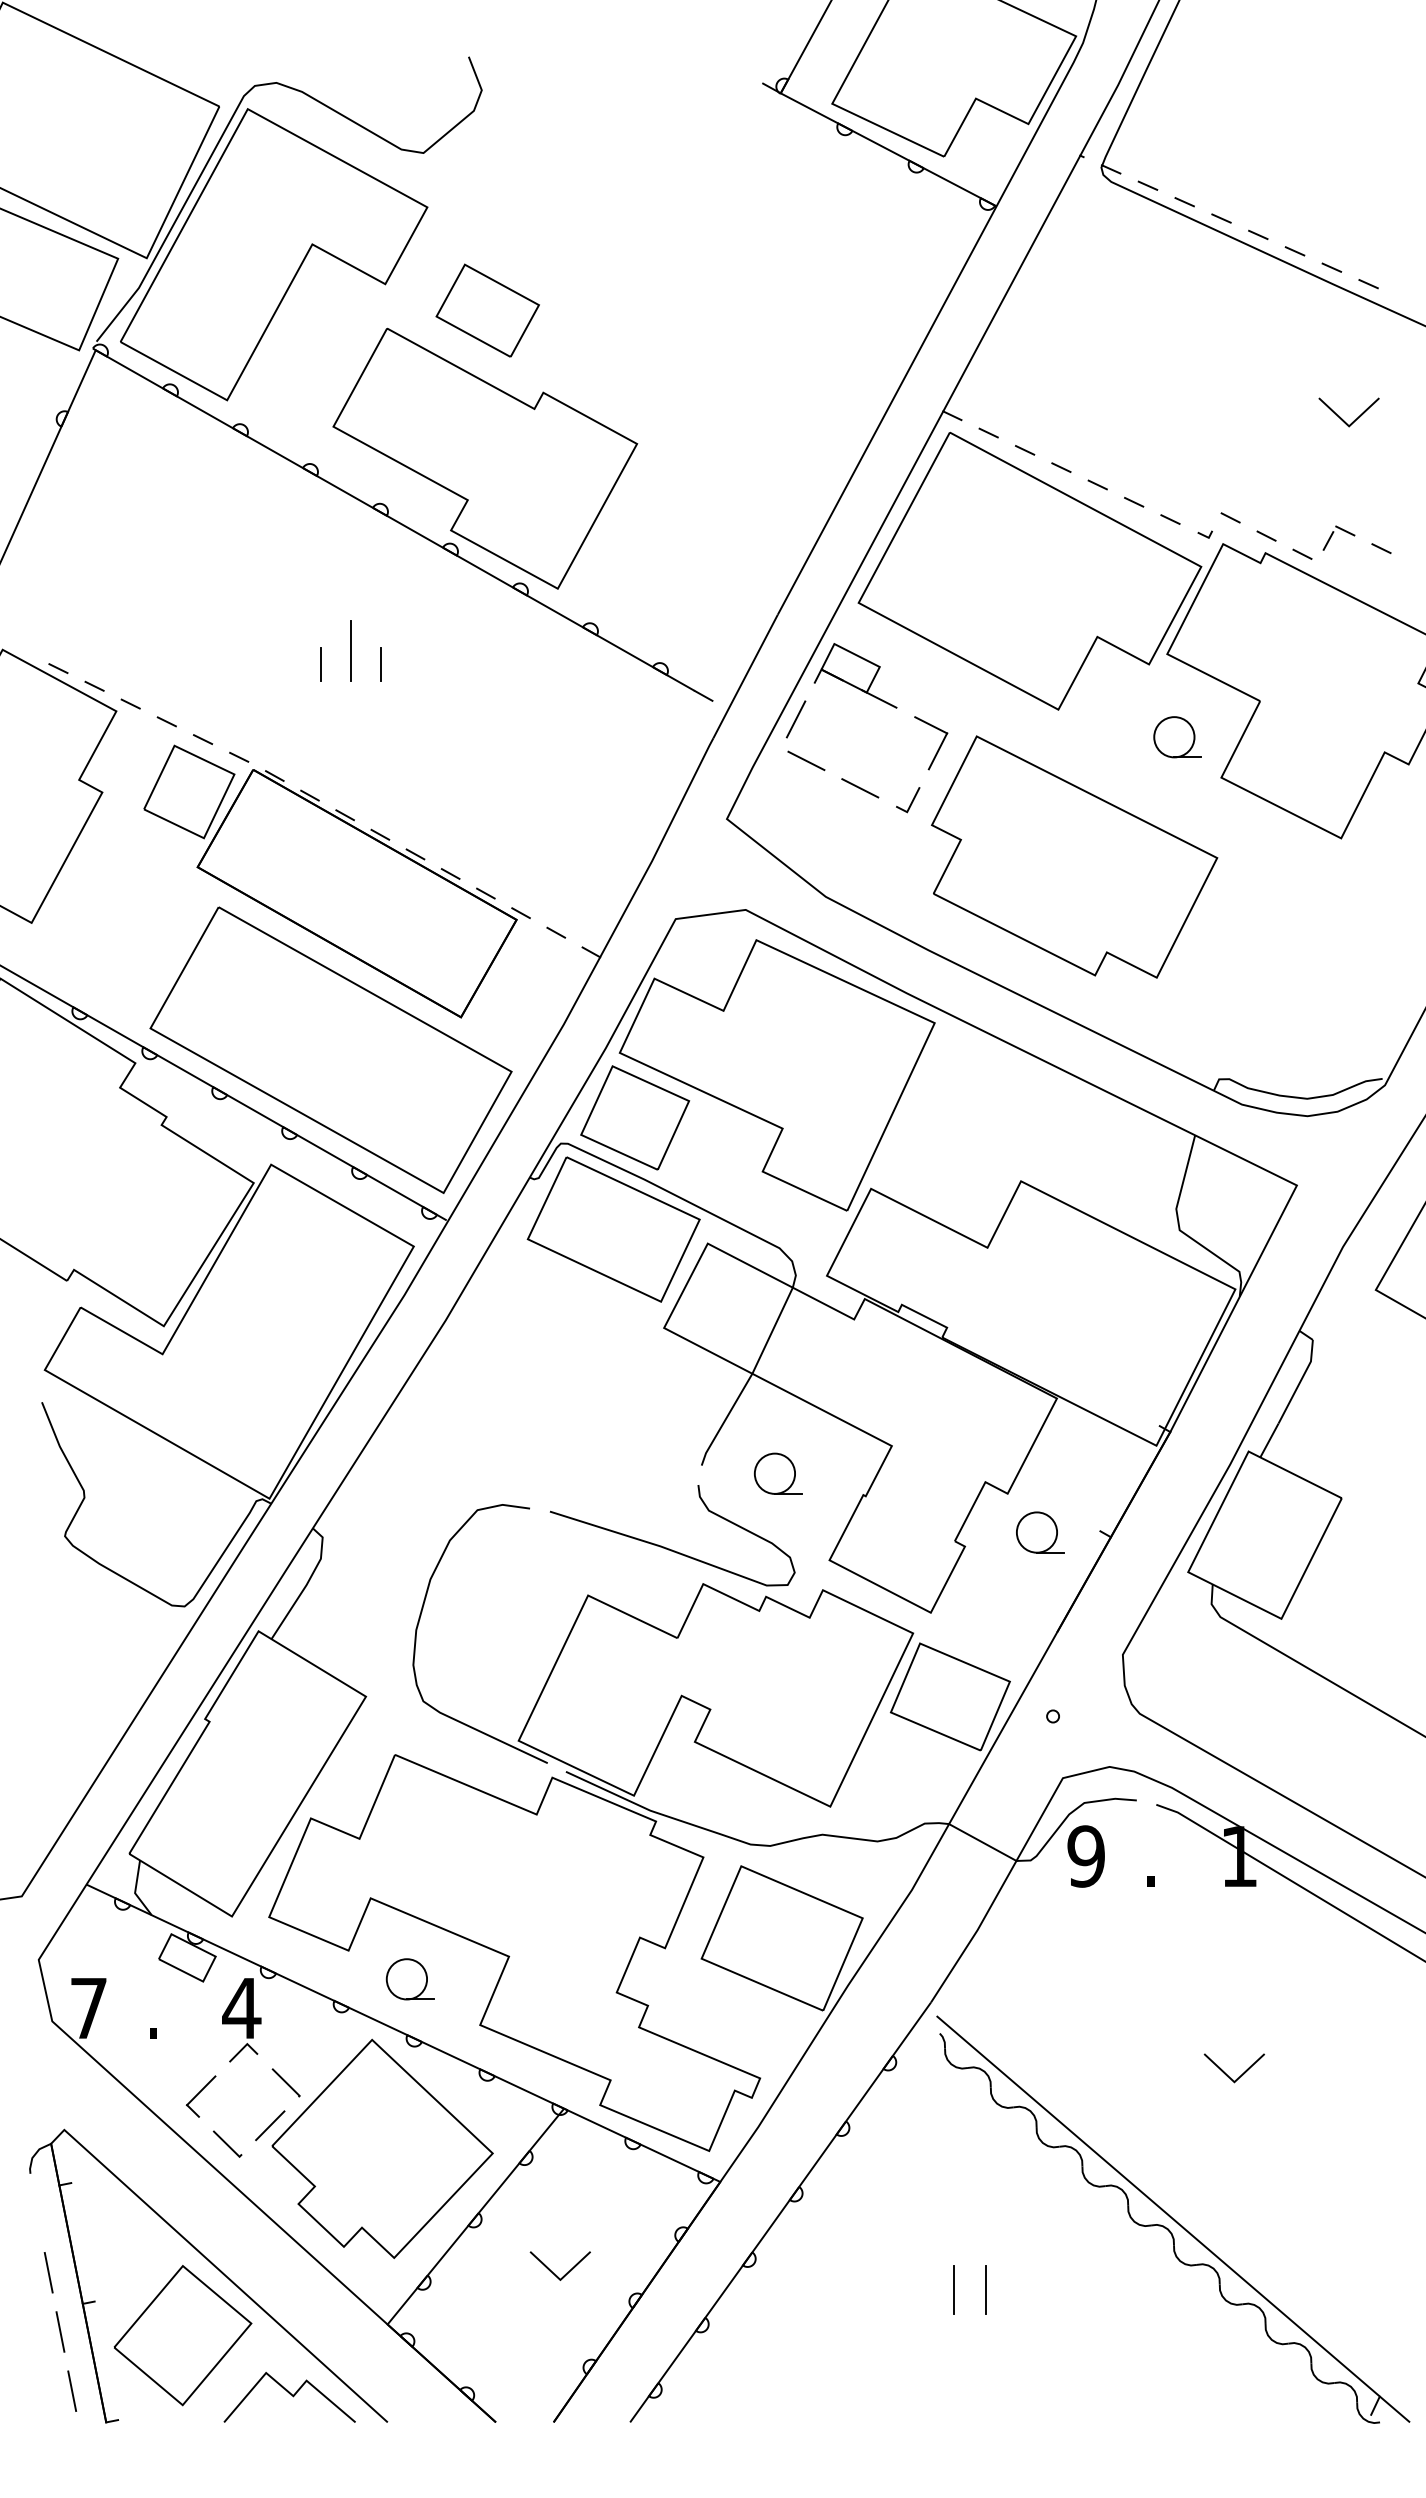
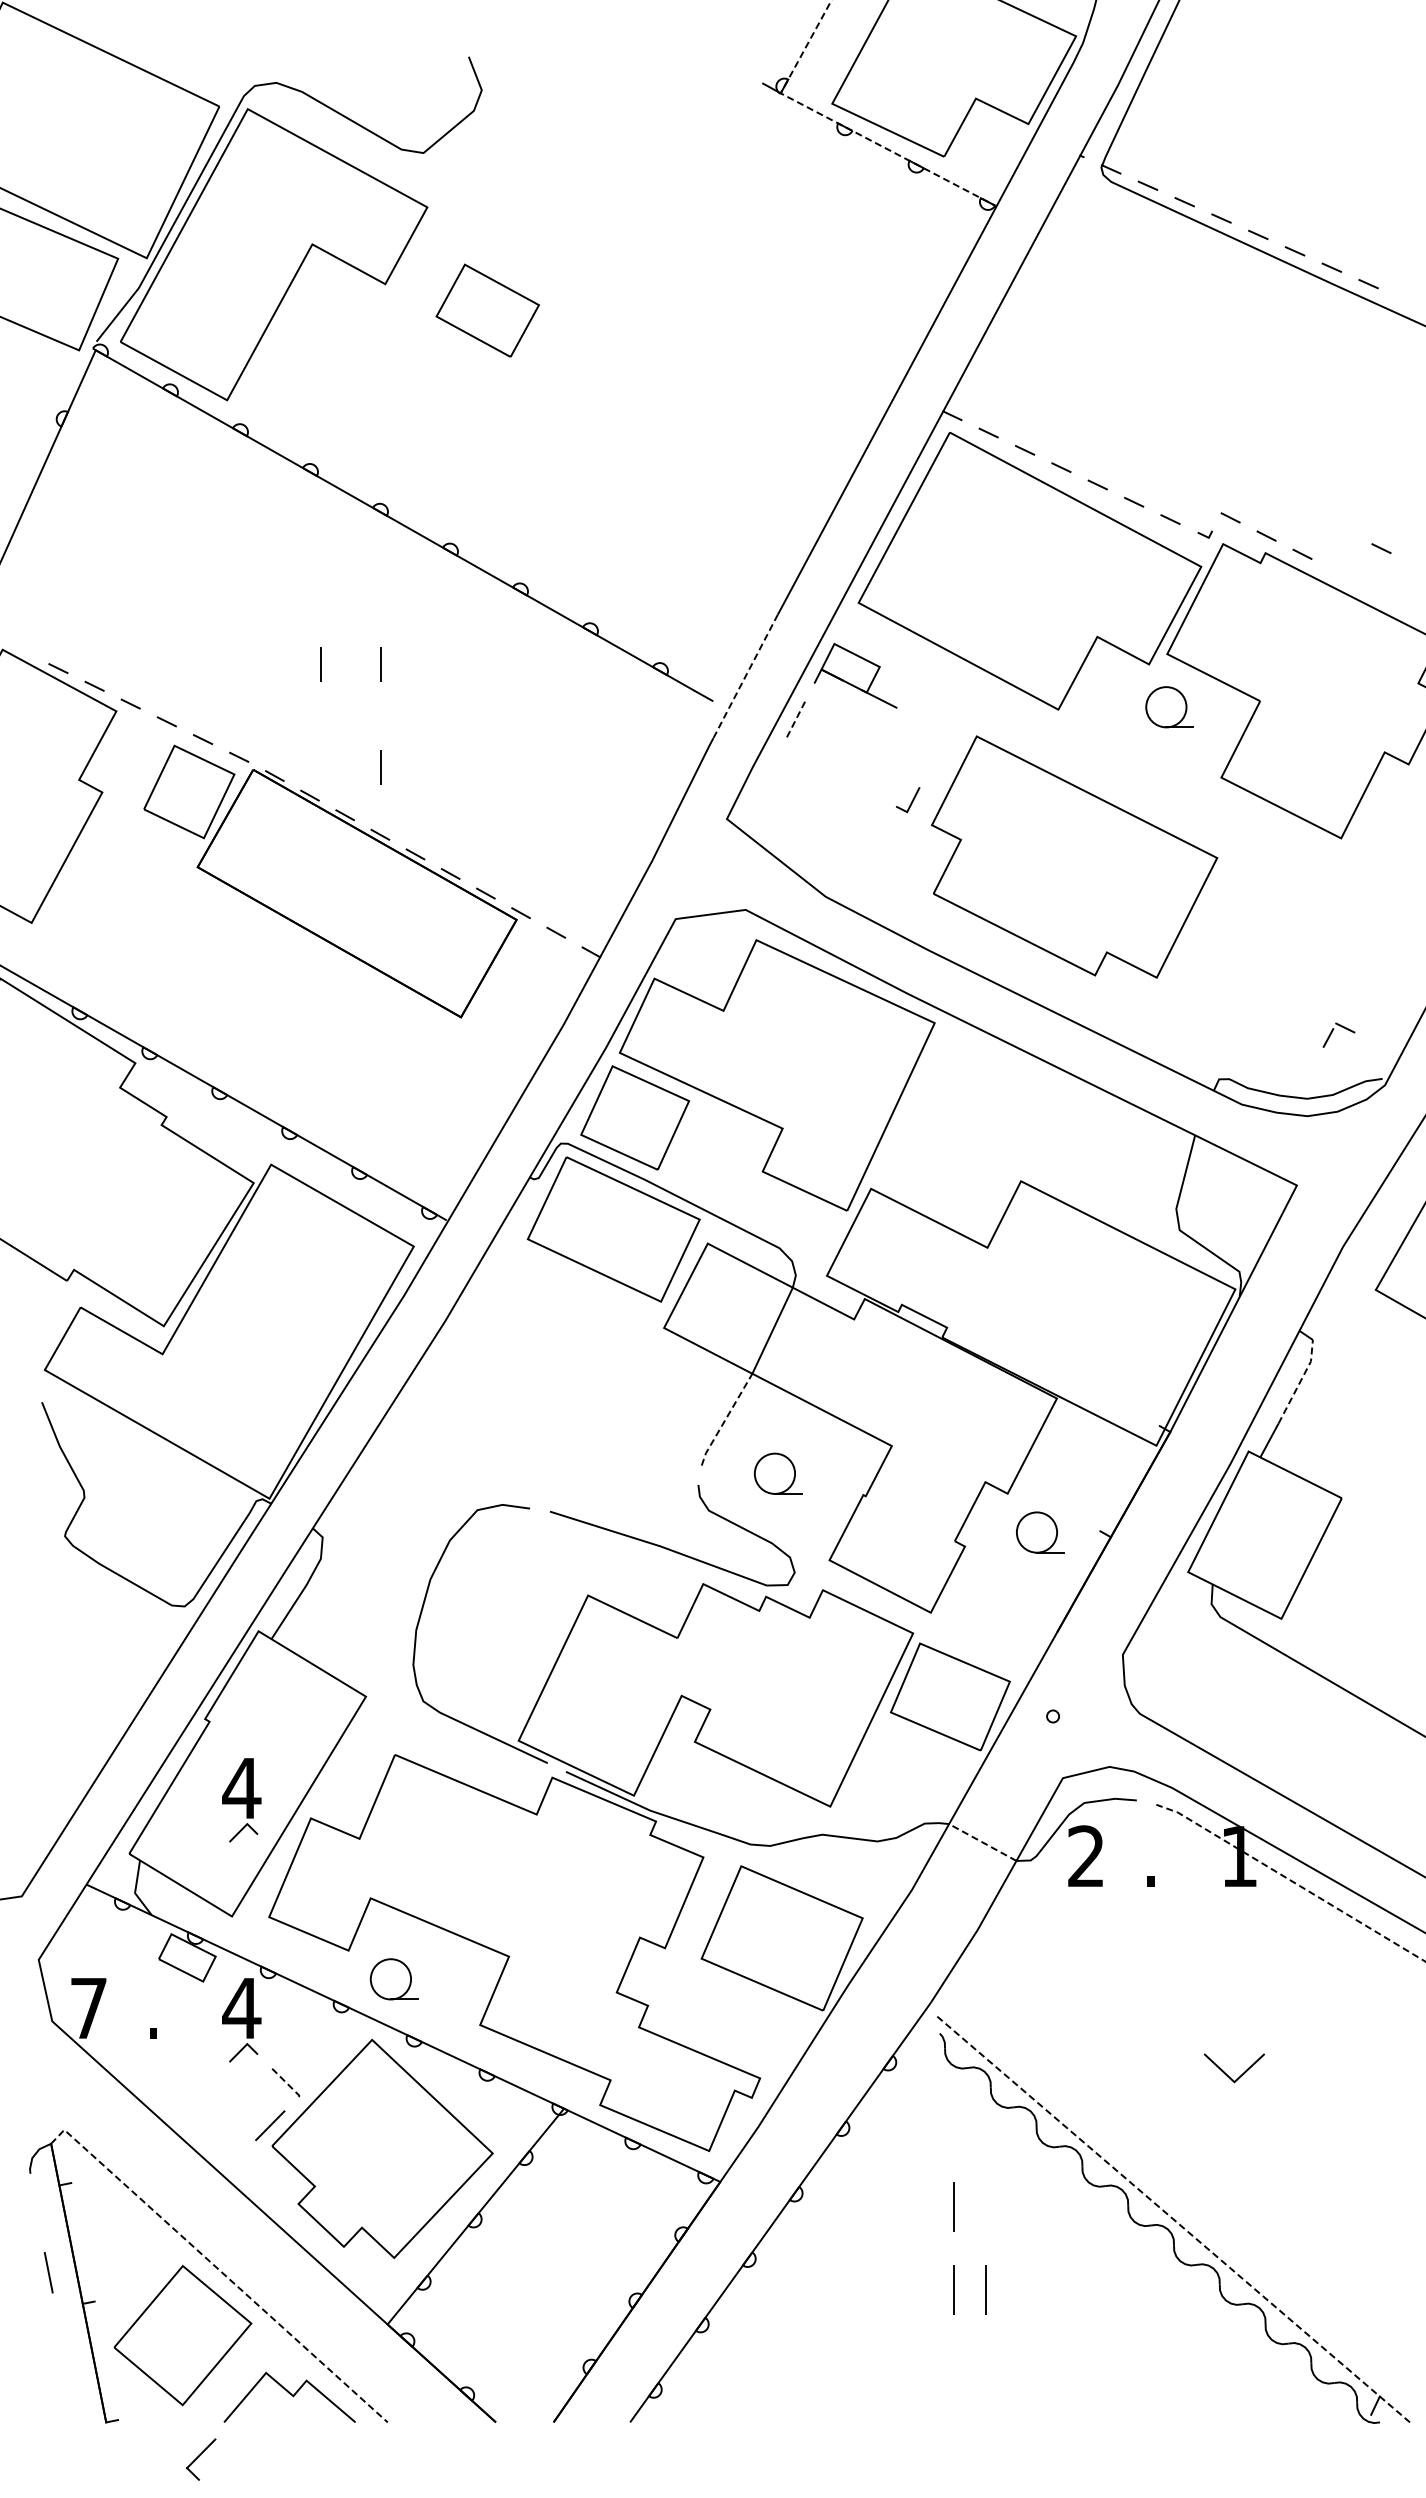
line: solid -> dashed (841, 125)
line: present -> none (1342, 418)
part: present -> none (485, 458)
part position: (1332, 535) -> (1332, 1032) (1332, 1032)
line: present -> none (350, 651)
line: solid -> dashed (745, 677)
line: solid -> dashed (796, 718)
part position: (1177, 737) -> (1169, 707) (1169, 707)
part: present -> none (938, 747)
line: present -> none (806, 760)
line: none -> present (380, 767)
line: present -> none (860, 788)
part: present -> none (330, 1049)
line: solid -> dashed (1300, 1381)
line: solid -> dashed (725, 1419)
part: none -> present (241, 1800)
line: solid -> dashed (982, 1842)
text: 9 -> 2 (1085, 1856)
line: solid -> dashed (1290, 1880)
part position: (409, 1979) -> (393, 1979) (393, 1979)
line: solid -> dashed (287, 2083)
part position: (200, 2096) -> (200, 2459) (200, 2459)
line: present -> none (227, 2143)
line: none -> present (953, 2206)
line: solid -> dashed (1173, 2219)
line: solid -> dashed (218, 2269)
line: present -> none (552, 2271)
line: present -> none (60, 2331)
line: present -> none (72, 2390)
